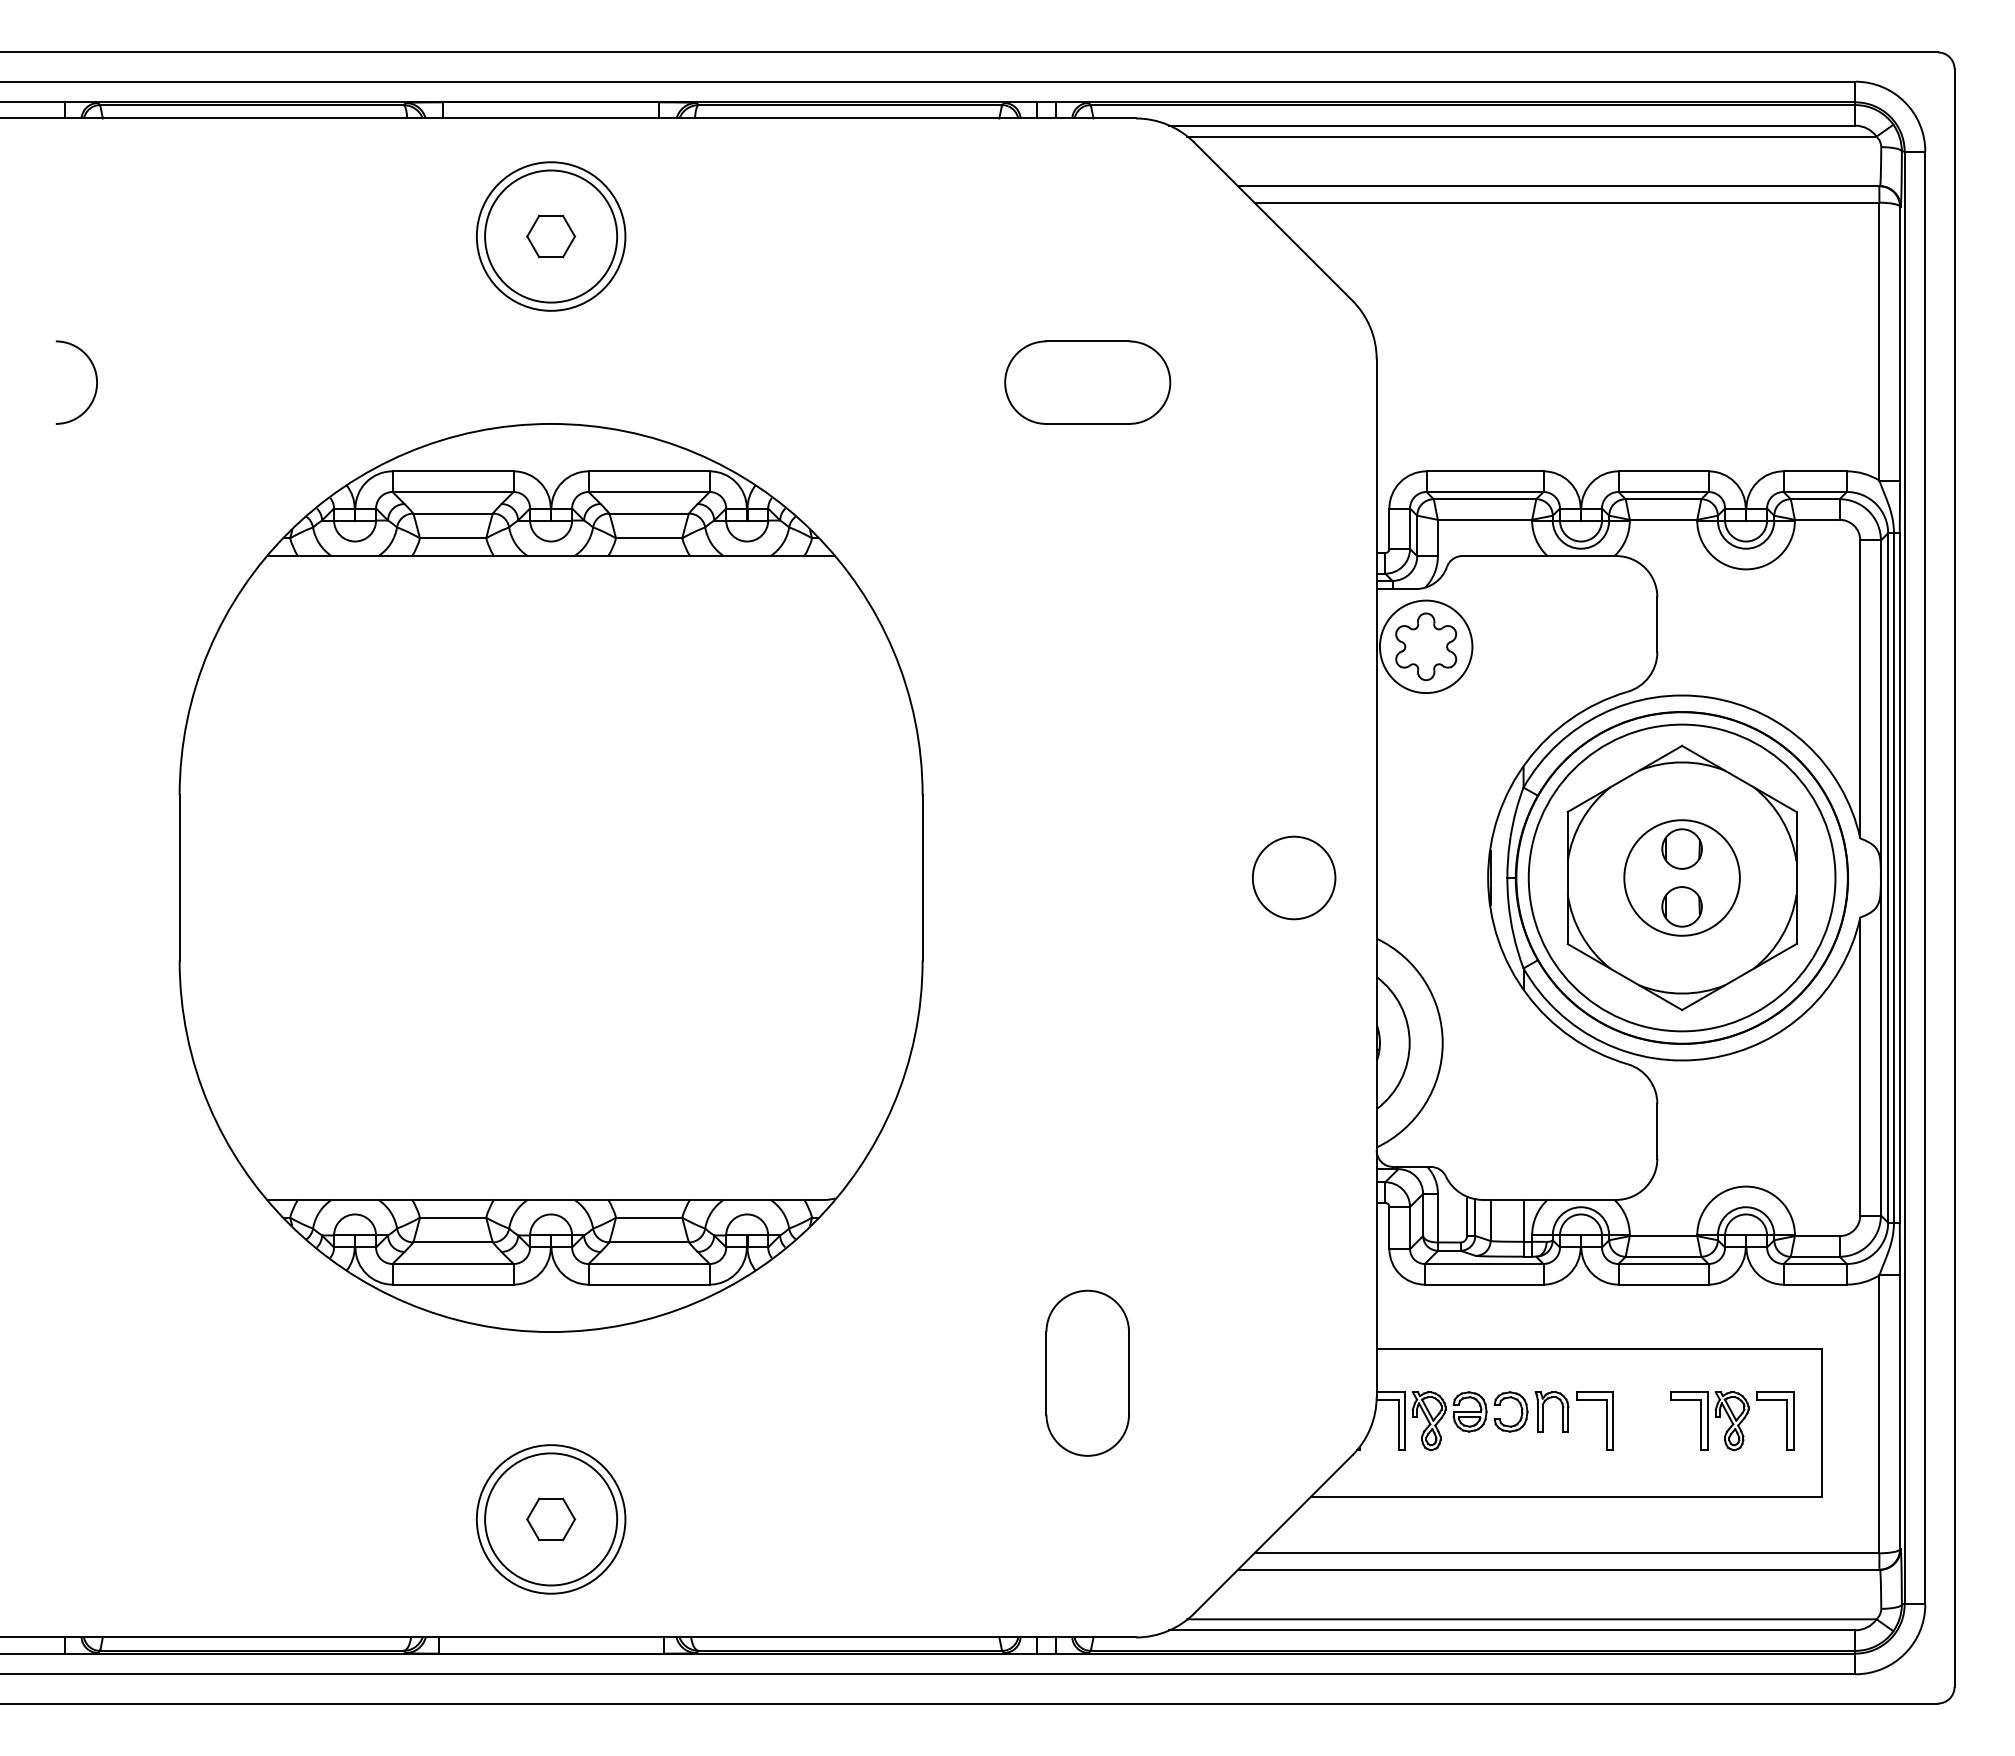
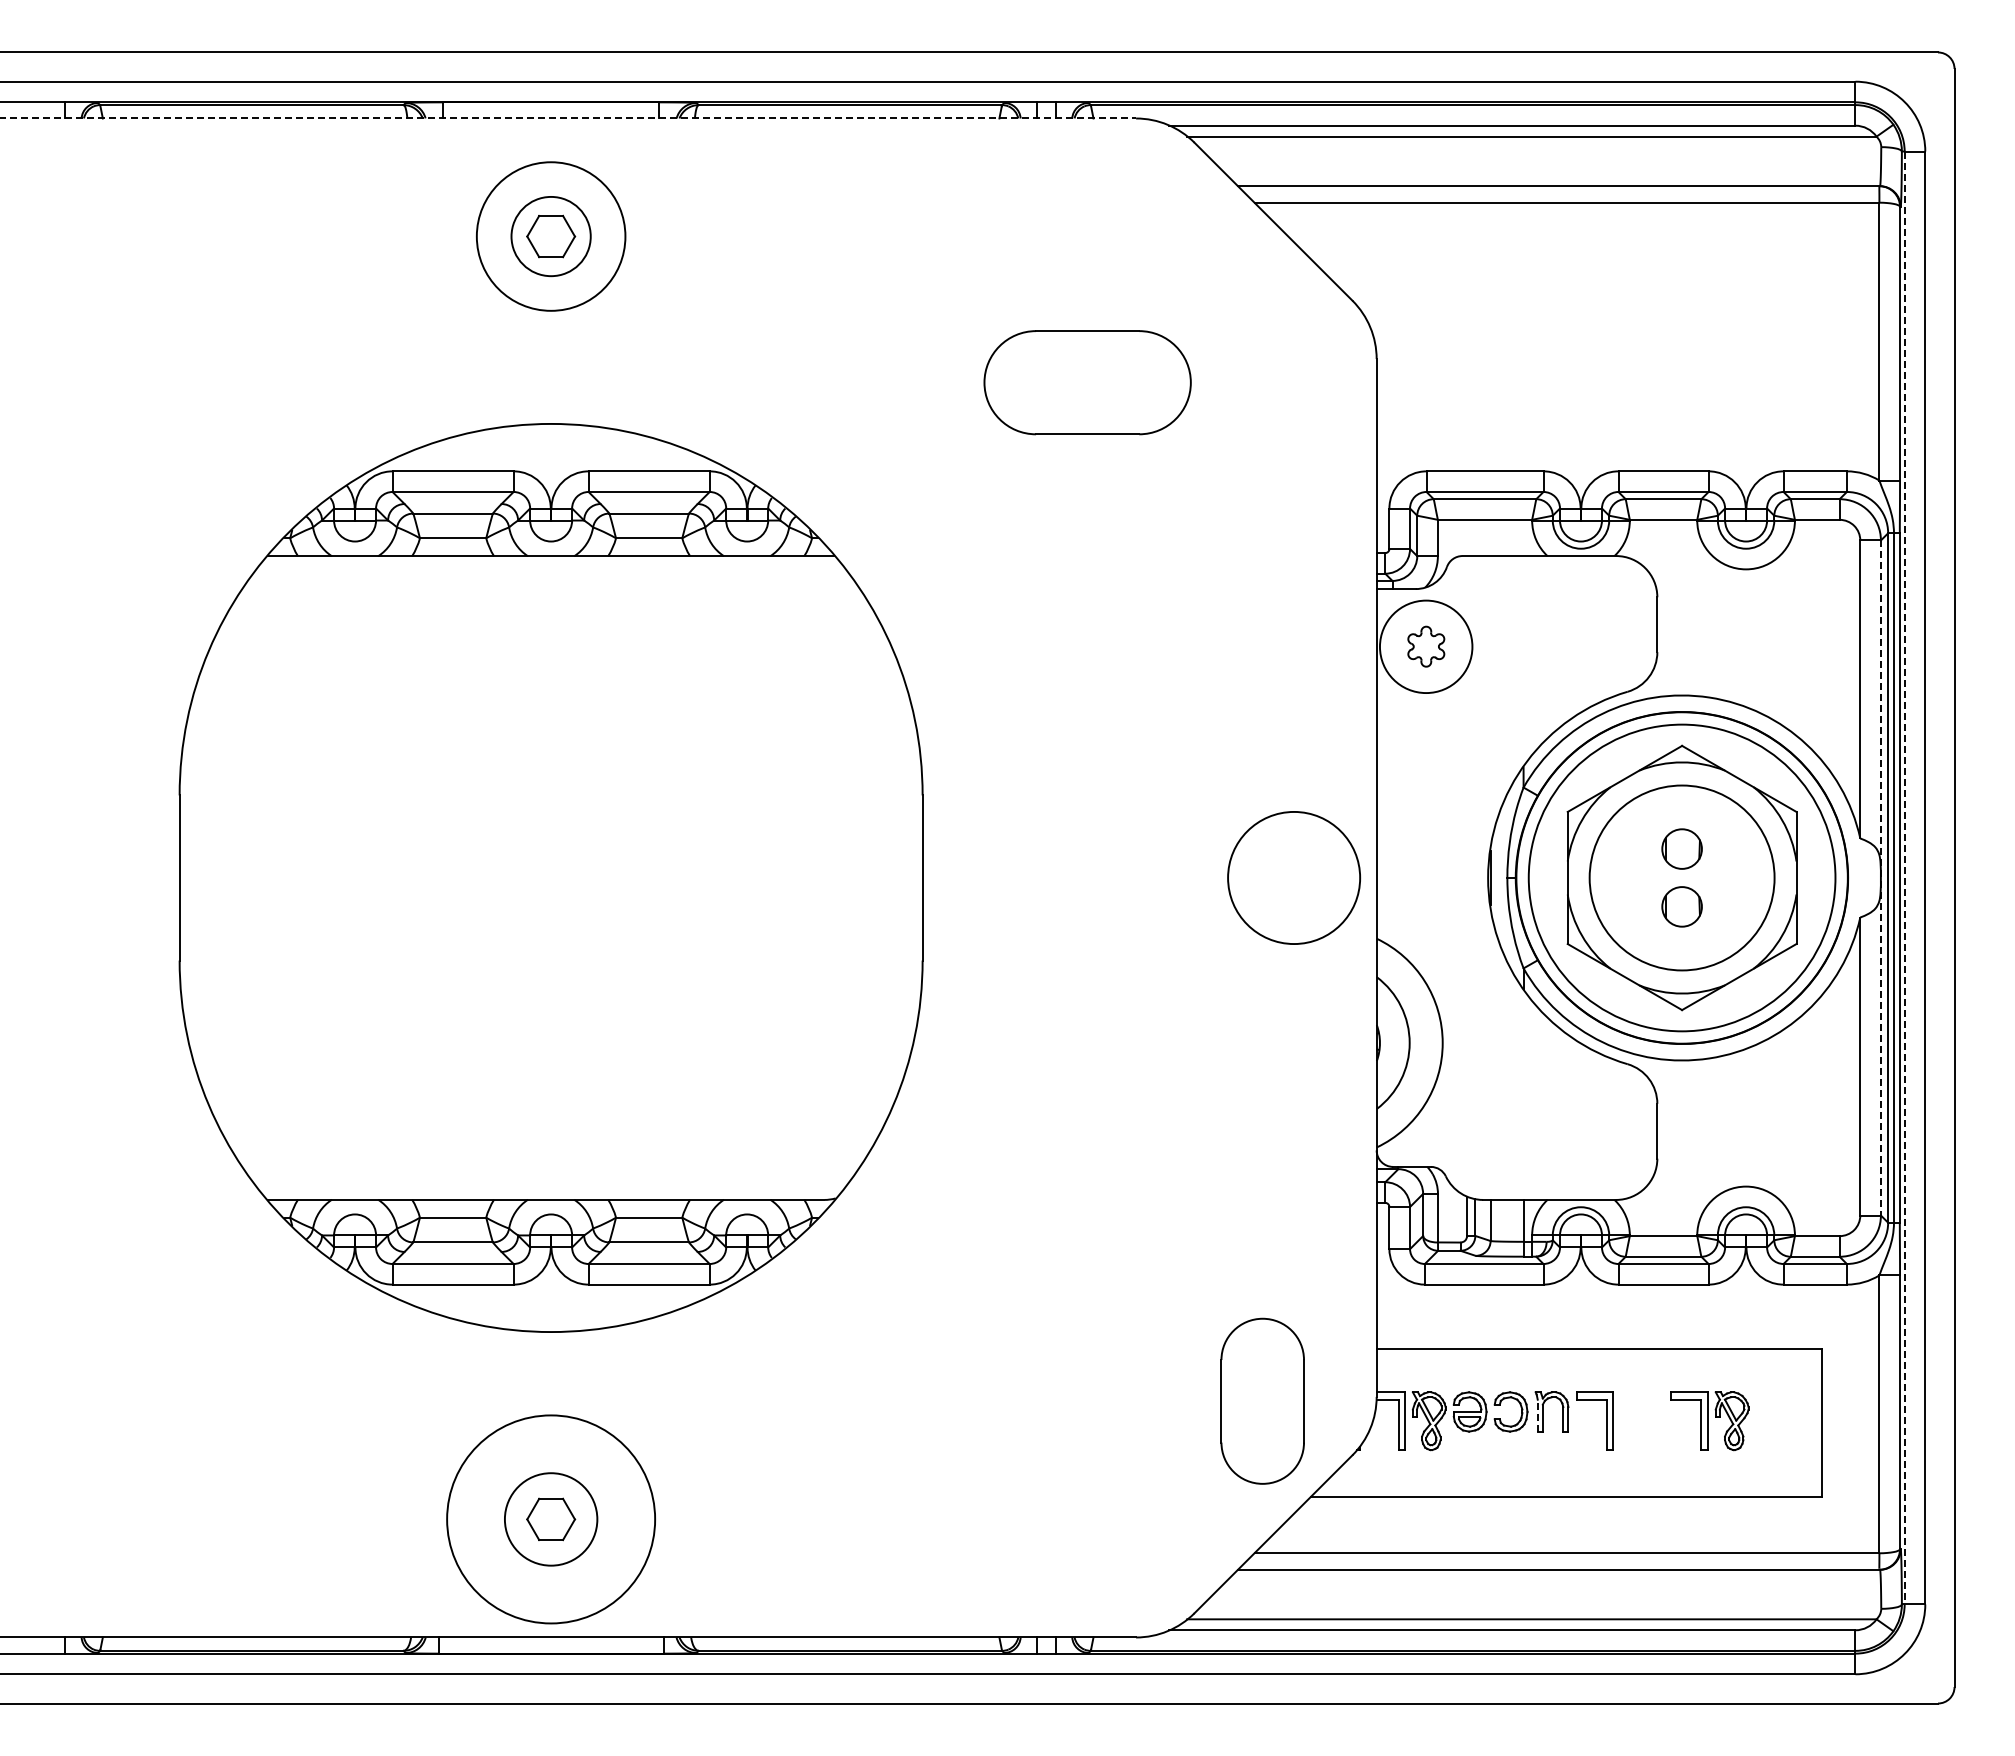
line: solid -> dashed (568, 118)
circle diameter: 132 px -> 79 px (550, 236)
arc: present -> none (95, 377)
part size: 168x85 px -> 209x106 px (1087, 382)
part size: 63x69 px -> 39x43 px (1426, 646)
circle diameter: 83 px -> 132 px (1294, 877)
circle diameter: 116 px -> 185 px (1681, 877)
line: solid -> dashed (1880, 877)
line: solid -> dashed (1904, 878)
part position: (1087, 1372) -> (1262, 1400) (1262, 1400)
line: solid -> dashed (1537, 1415)
part: present -> none (1786, 1420)
circle diameter: 149 px -> 208 px (551, 1519)
circle diameter: 132 px -> 92 px (550, 1519)
